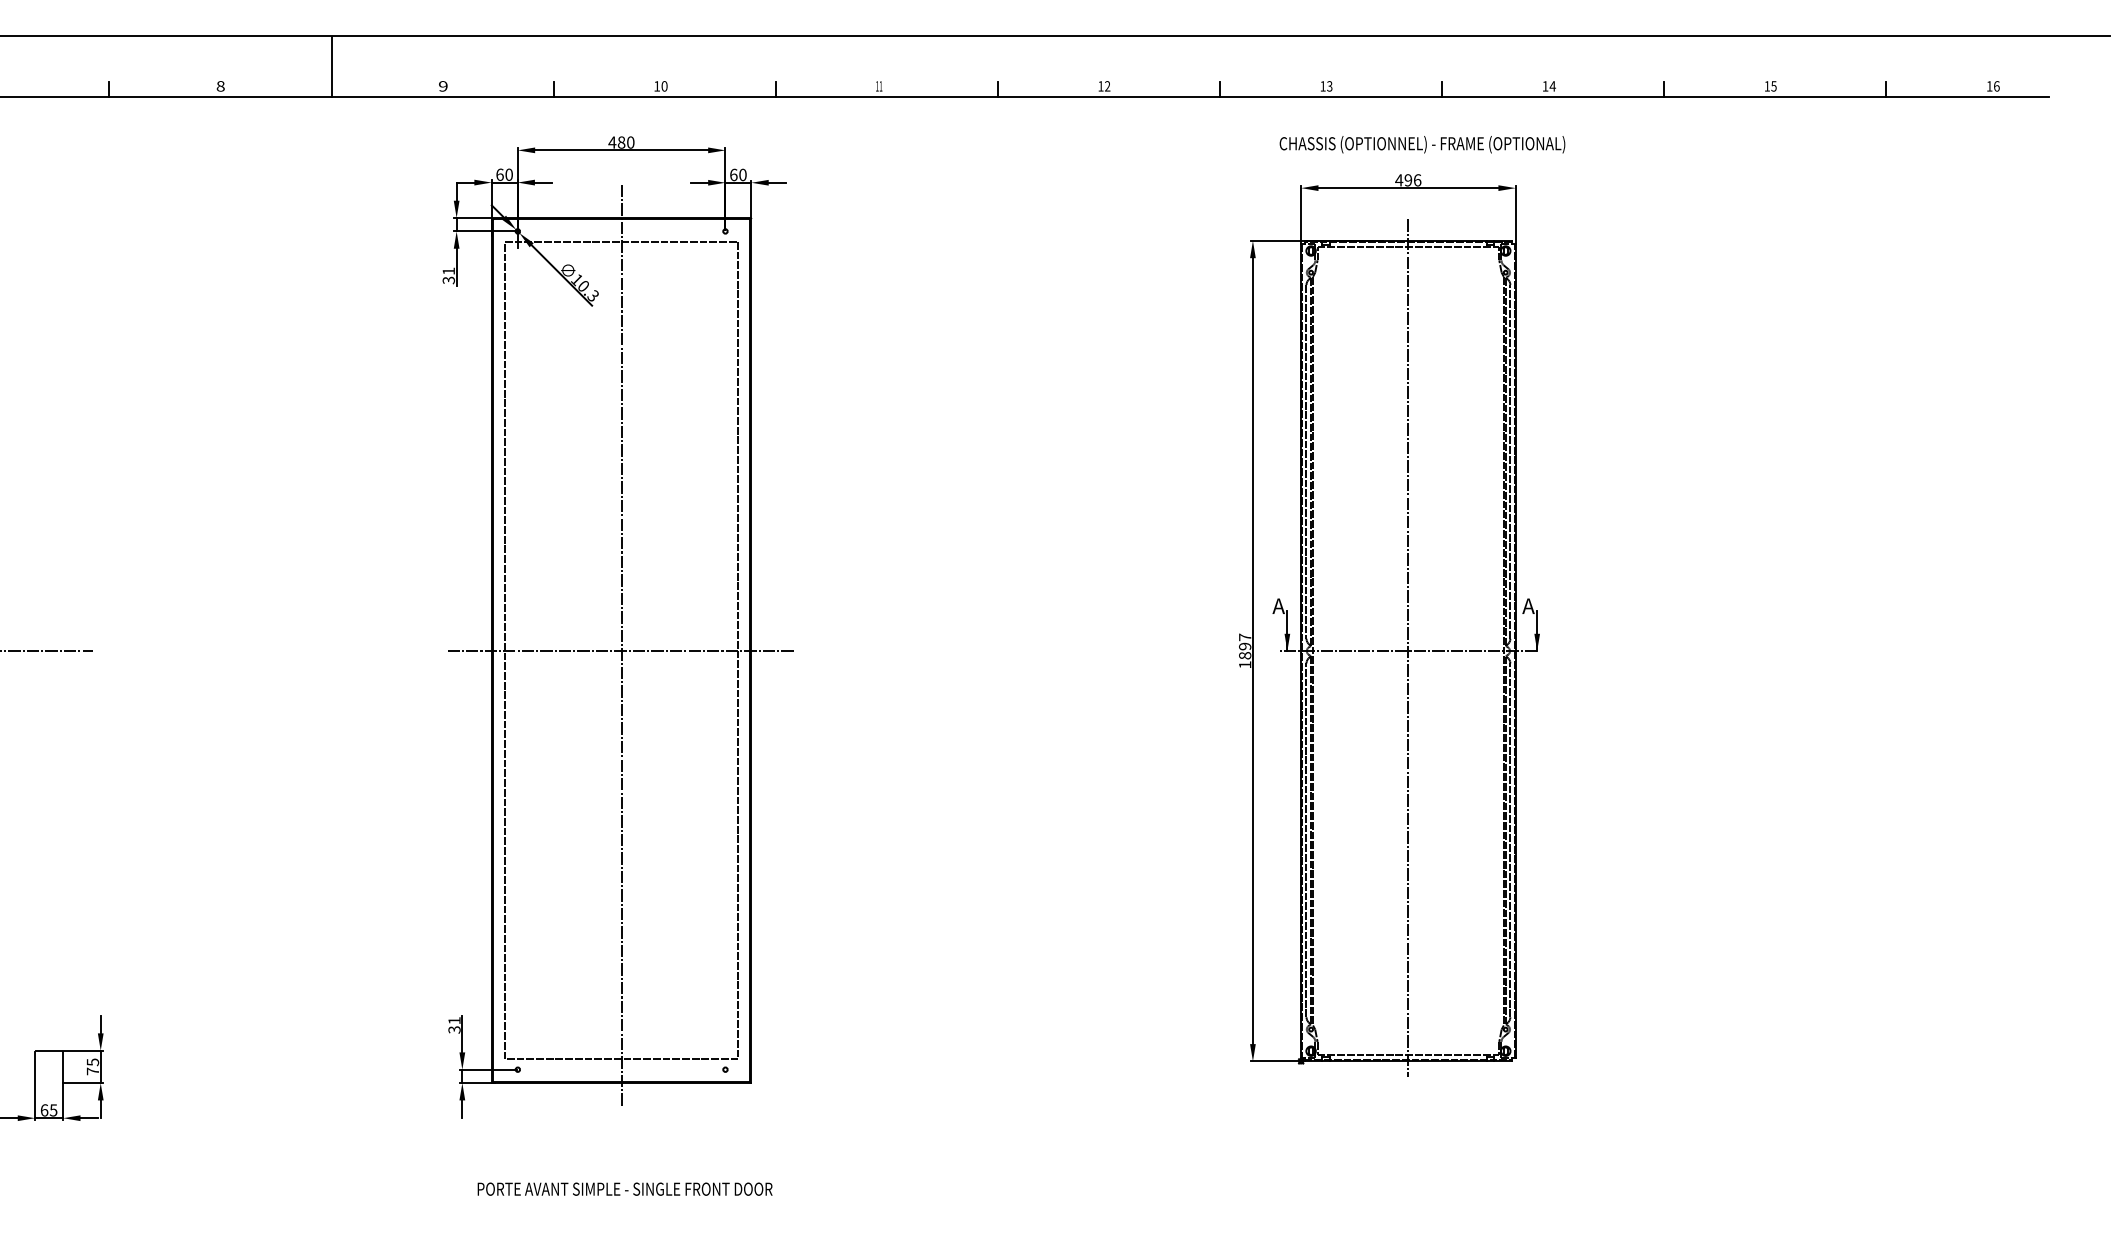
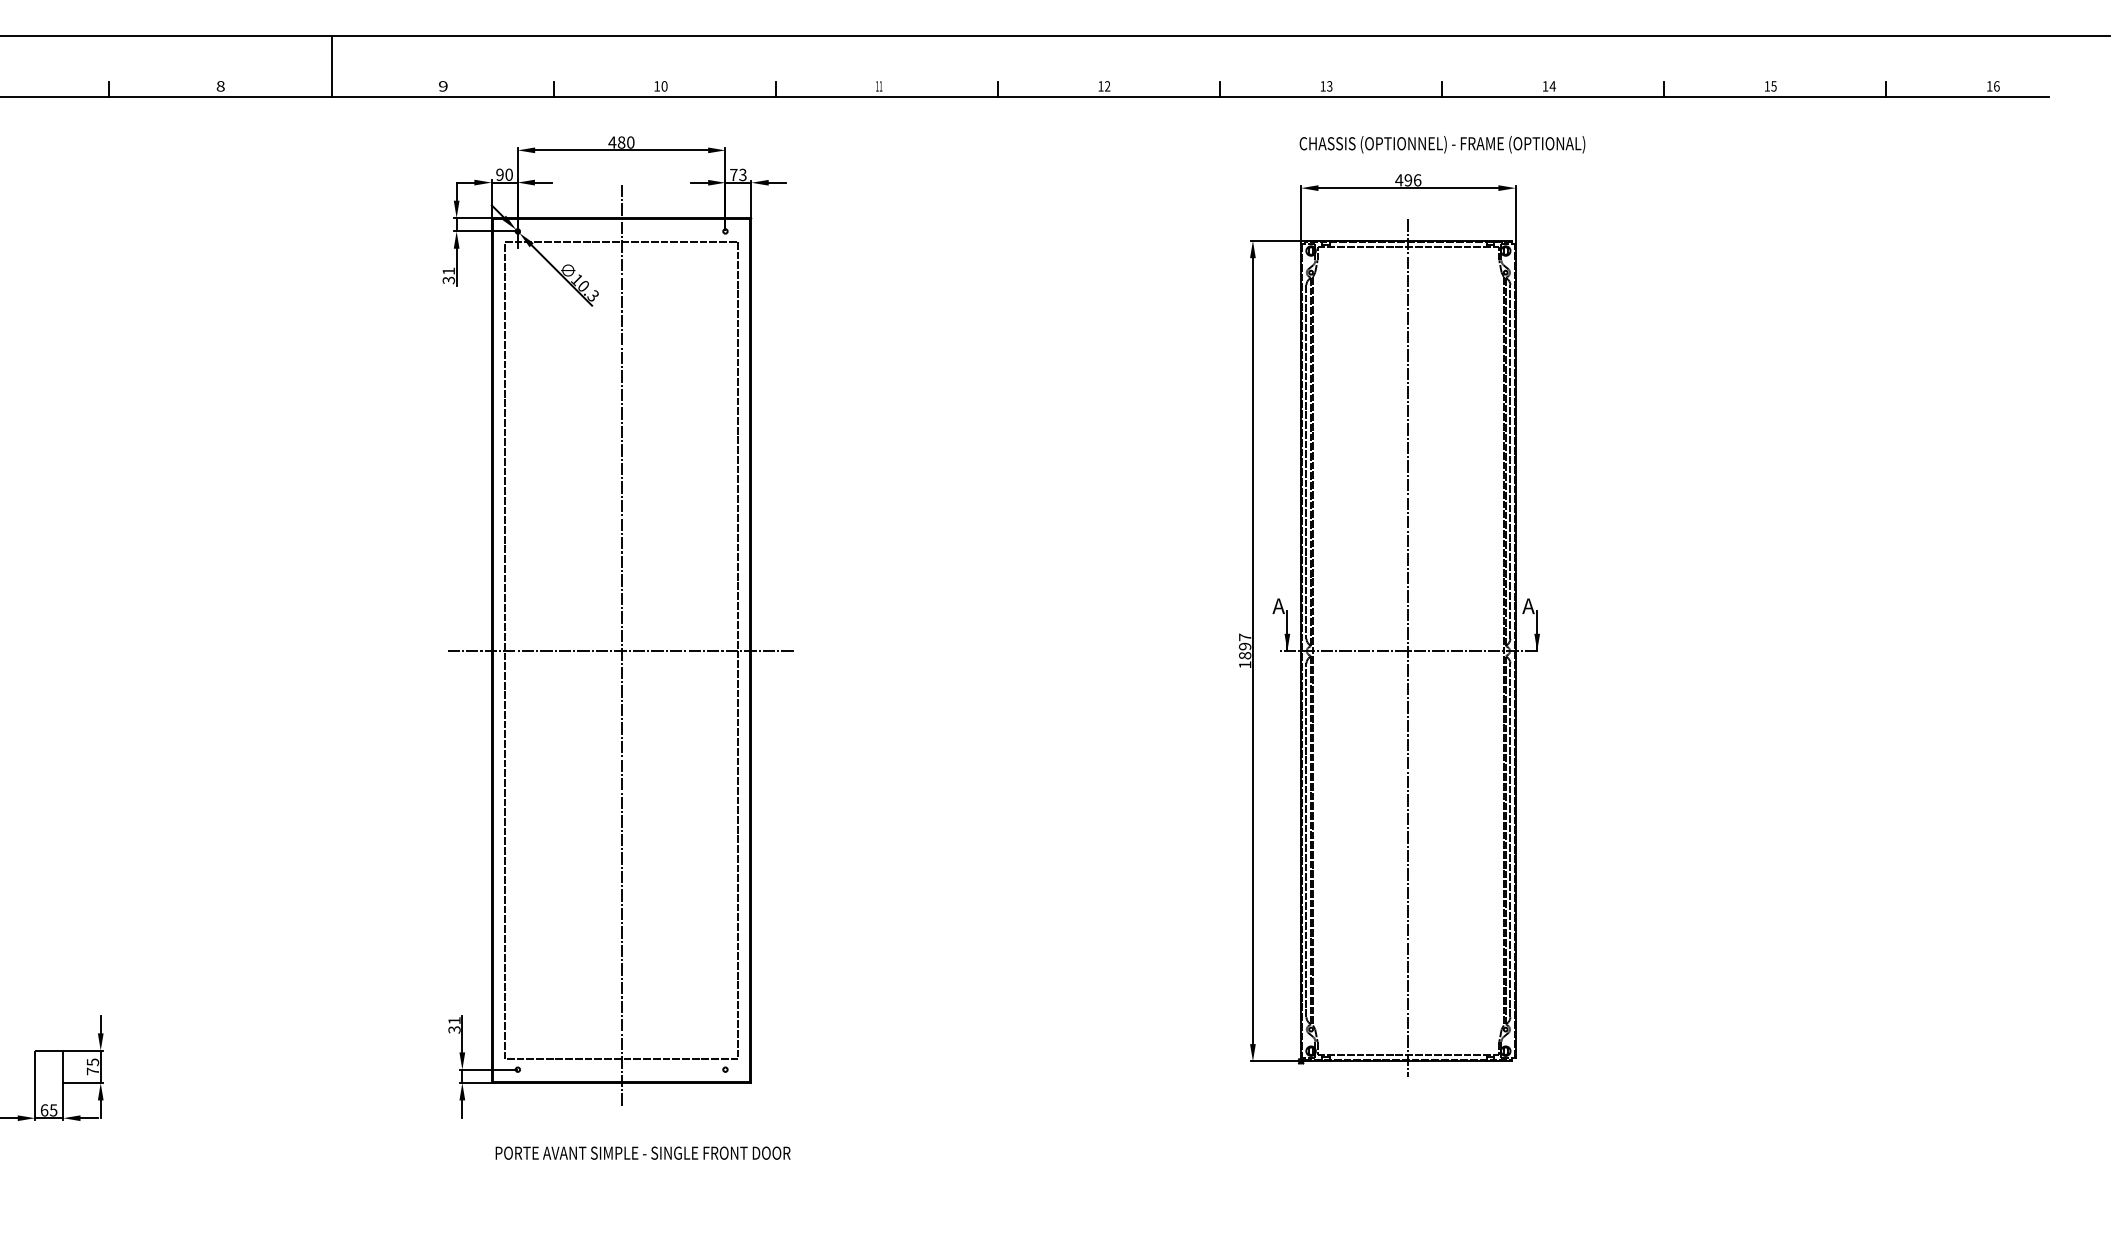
text position: (1422, 144) -> (1442, 144) (1442, 144)
text: 60 -> 90 (499, 174)
text: 60 -> 73 (738, 174)
line: present -> none (47, 650)
text position: (624, 1188) -> (642, 1152) (642, 1152)
